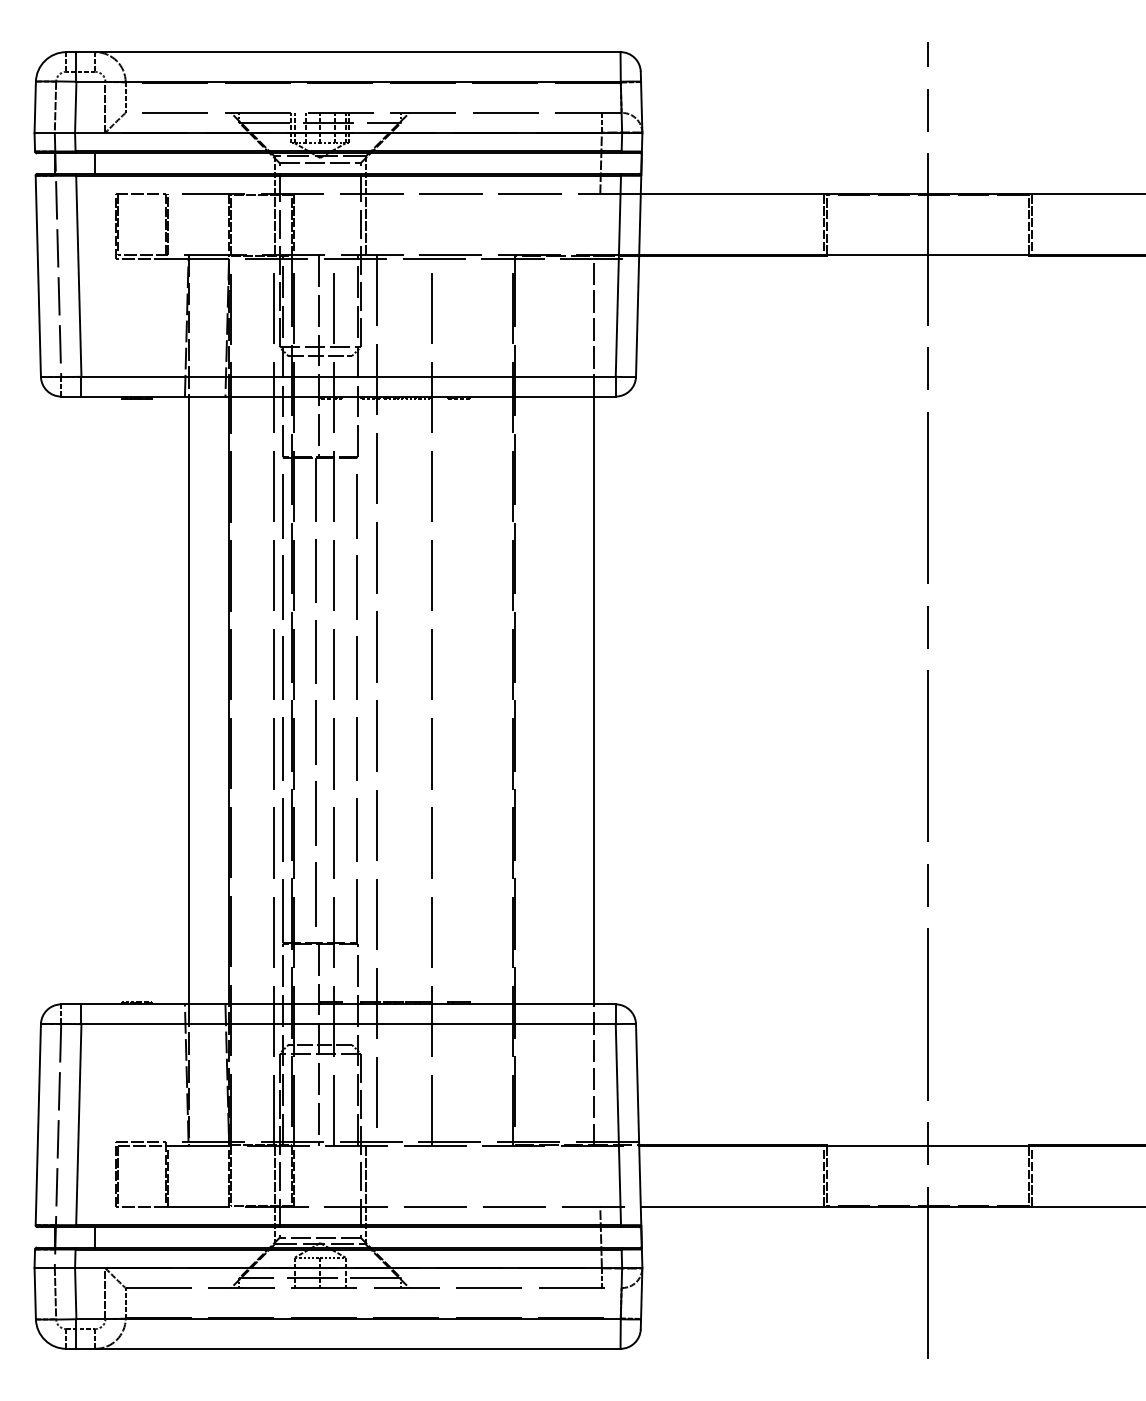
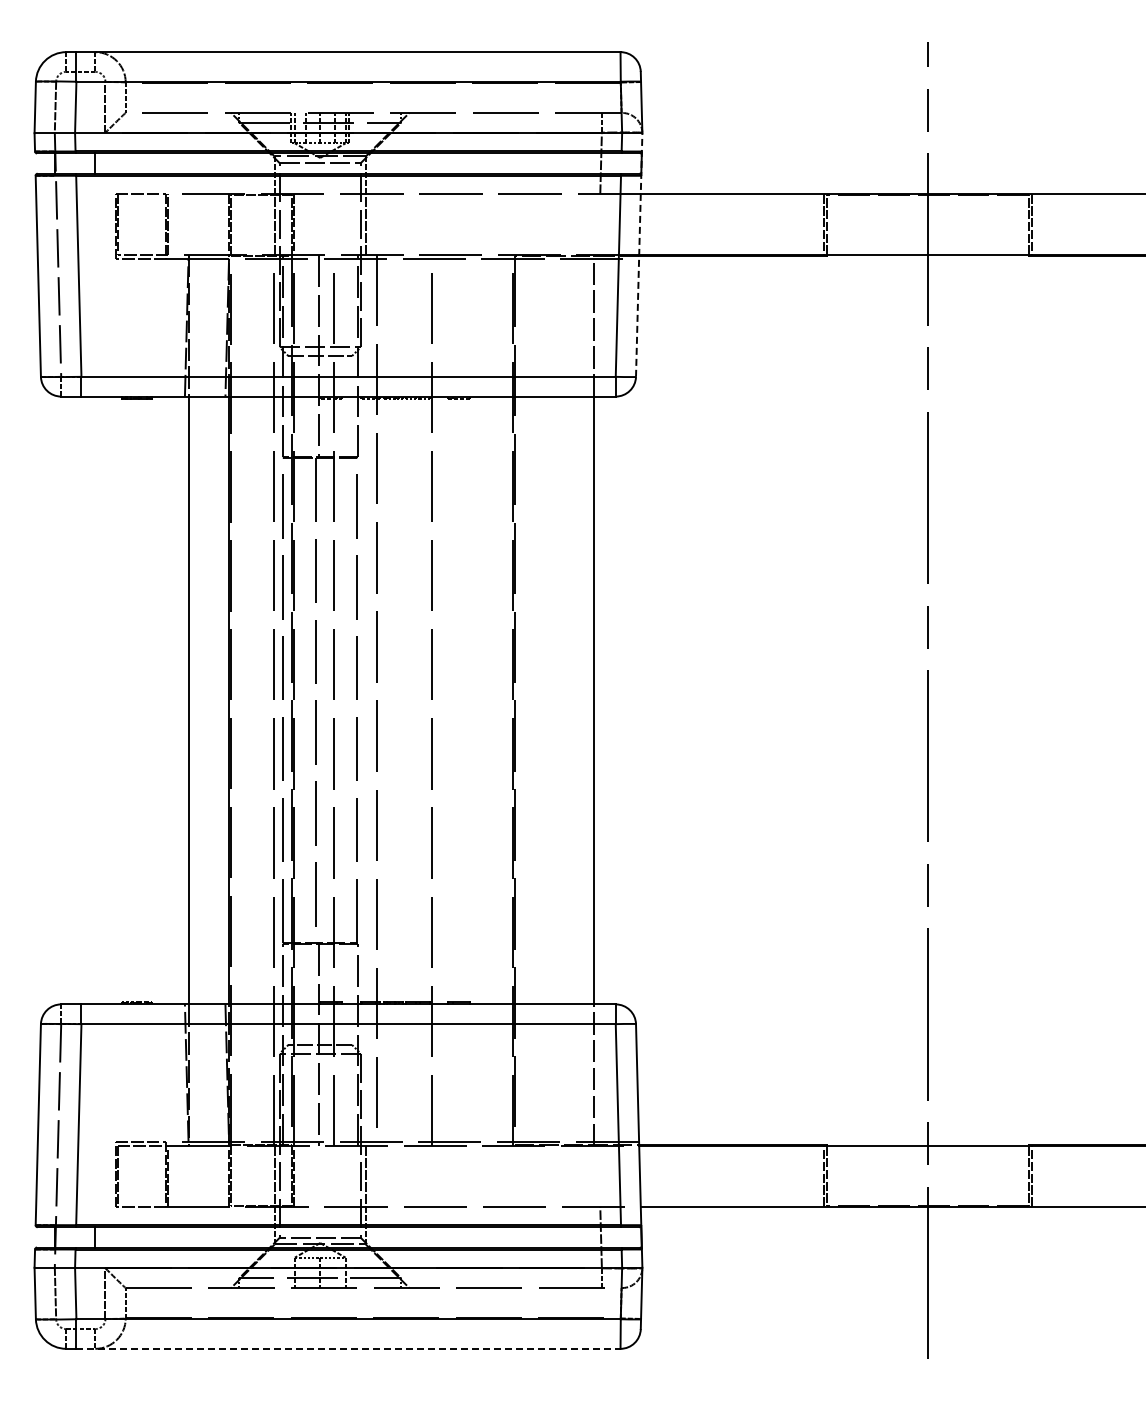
line: solid -> dashed (639, 255)
line: solid -> dashed (348, 1348)
